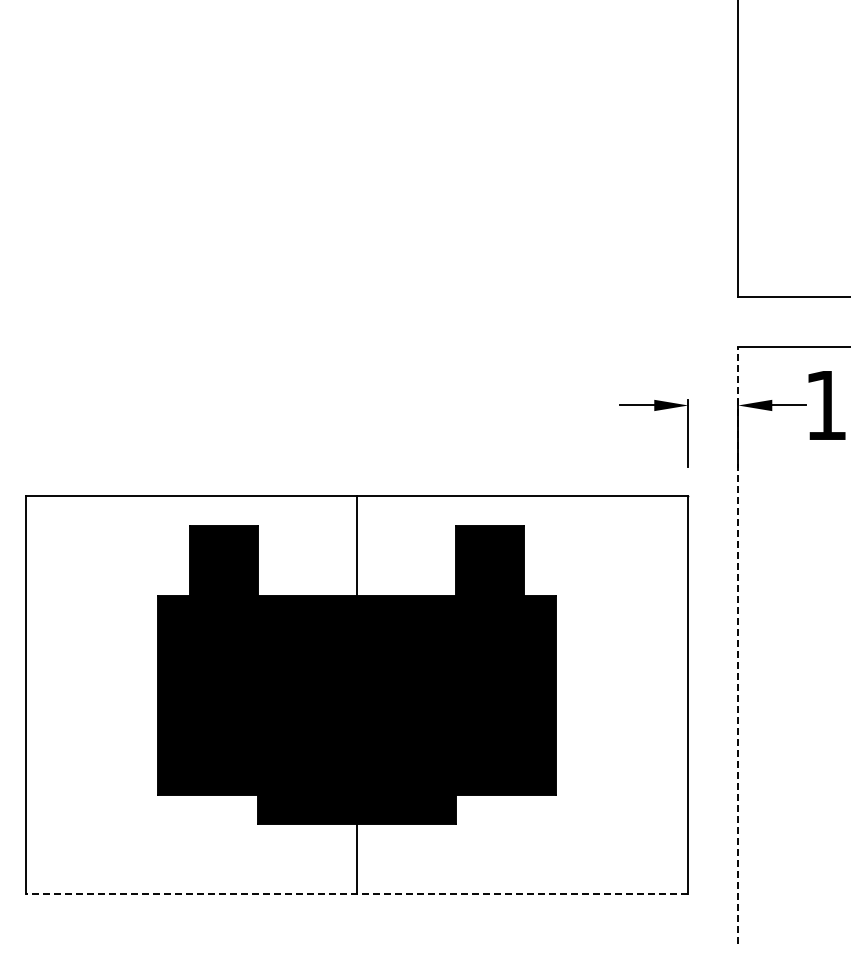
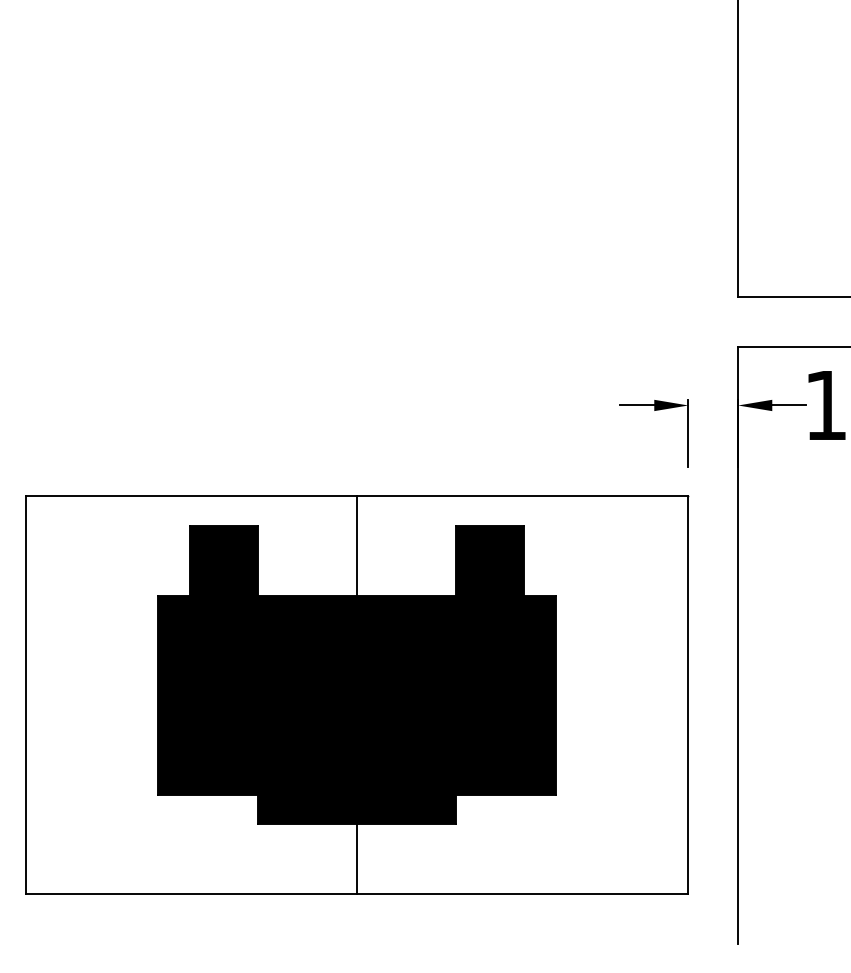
line: dashed -> solid (738, 645)
line: dashed -> solid (356, 894)
